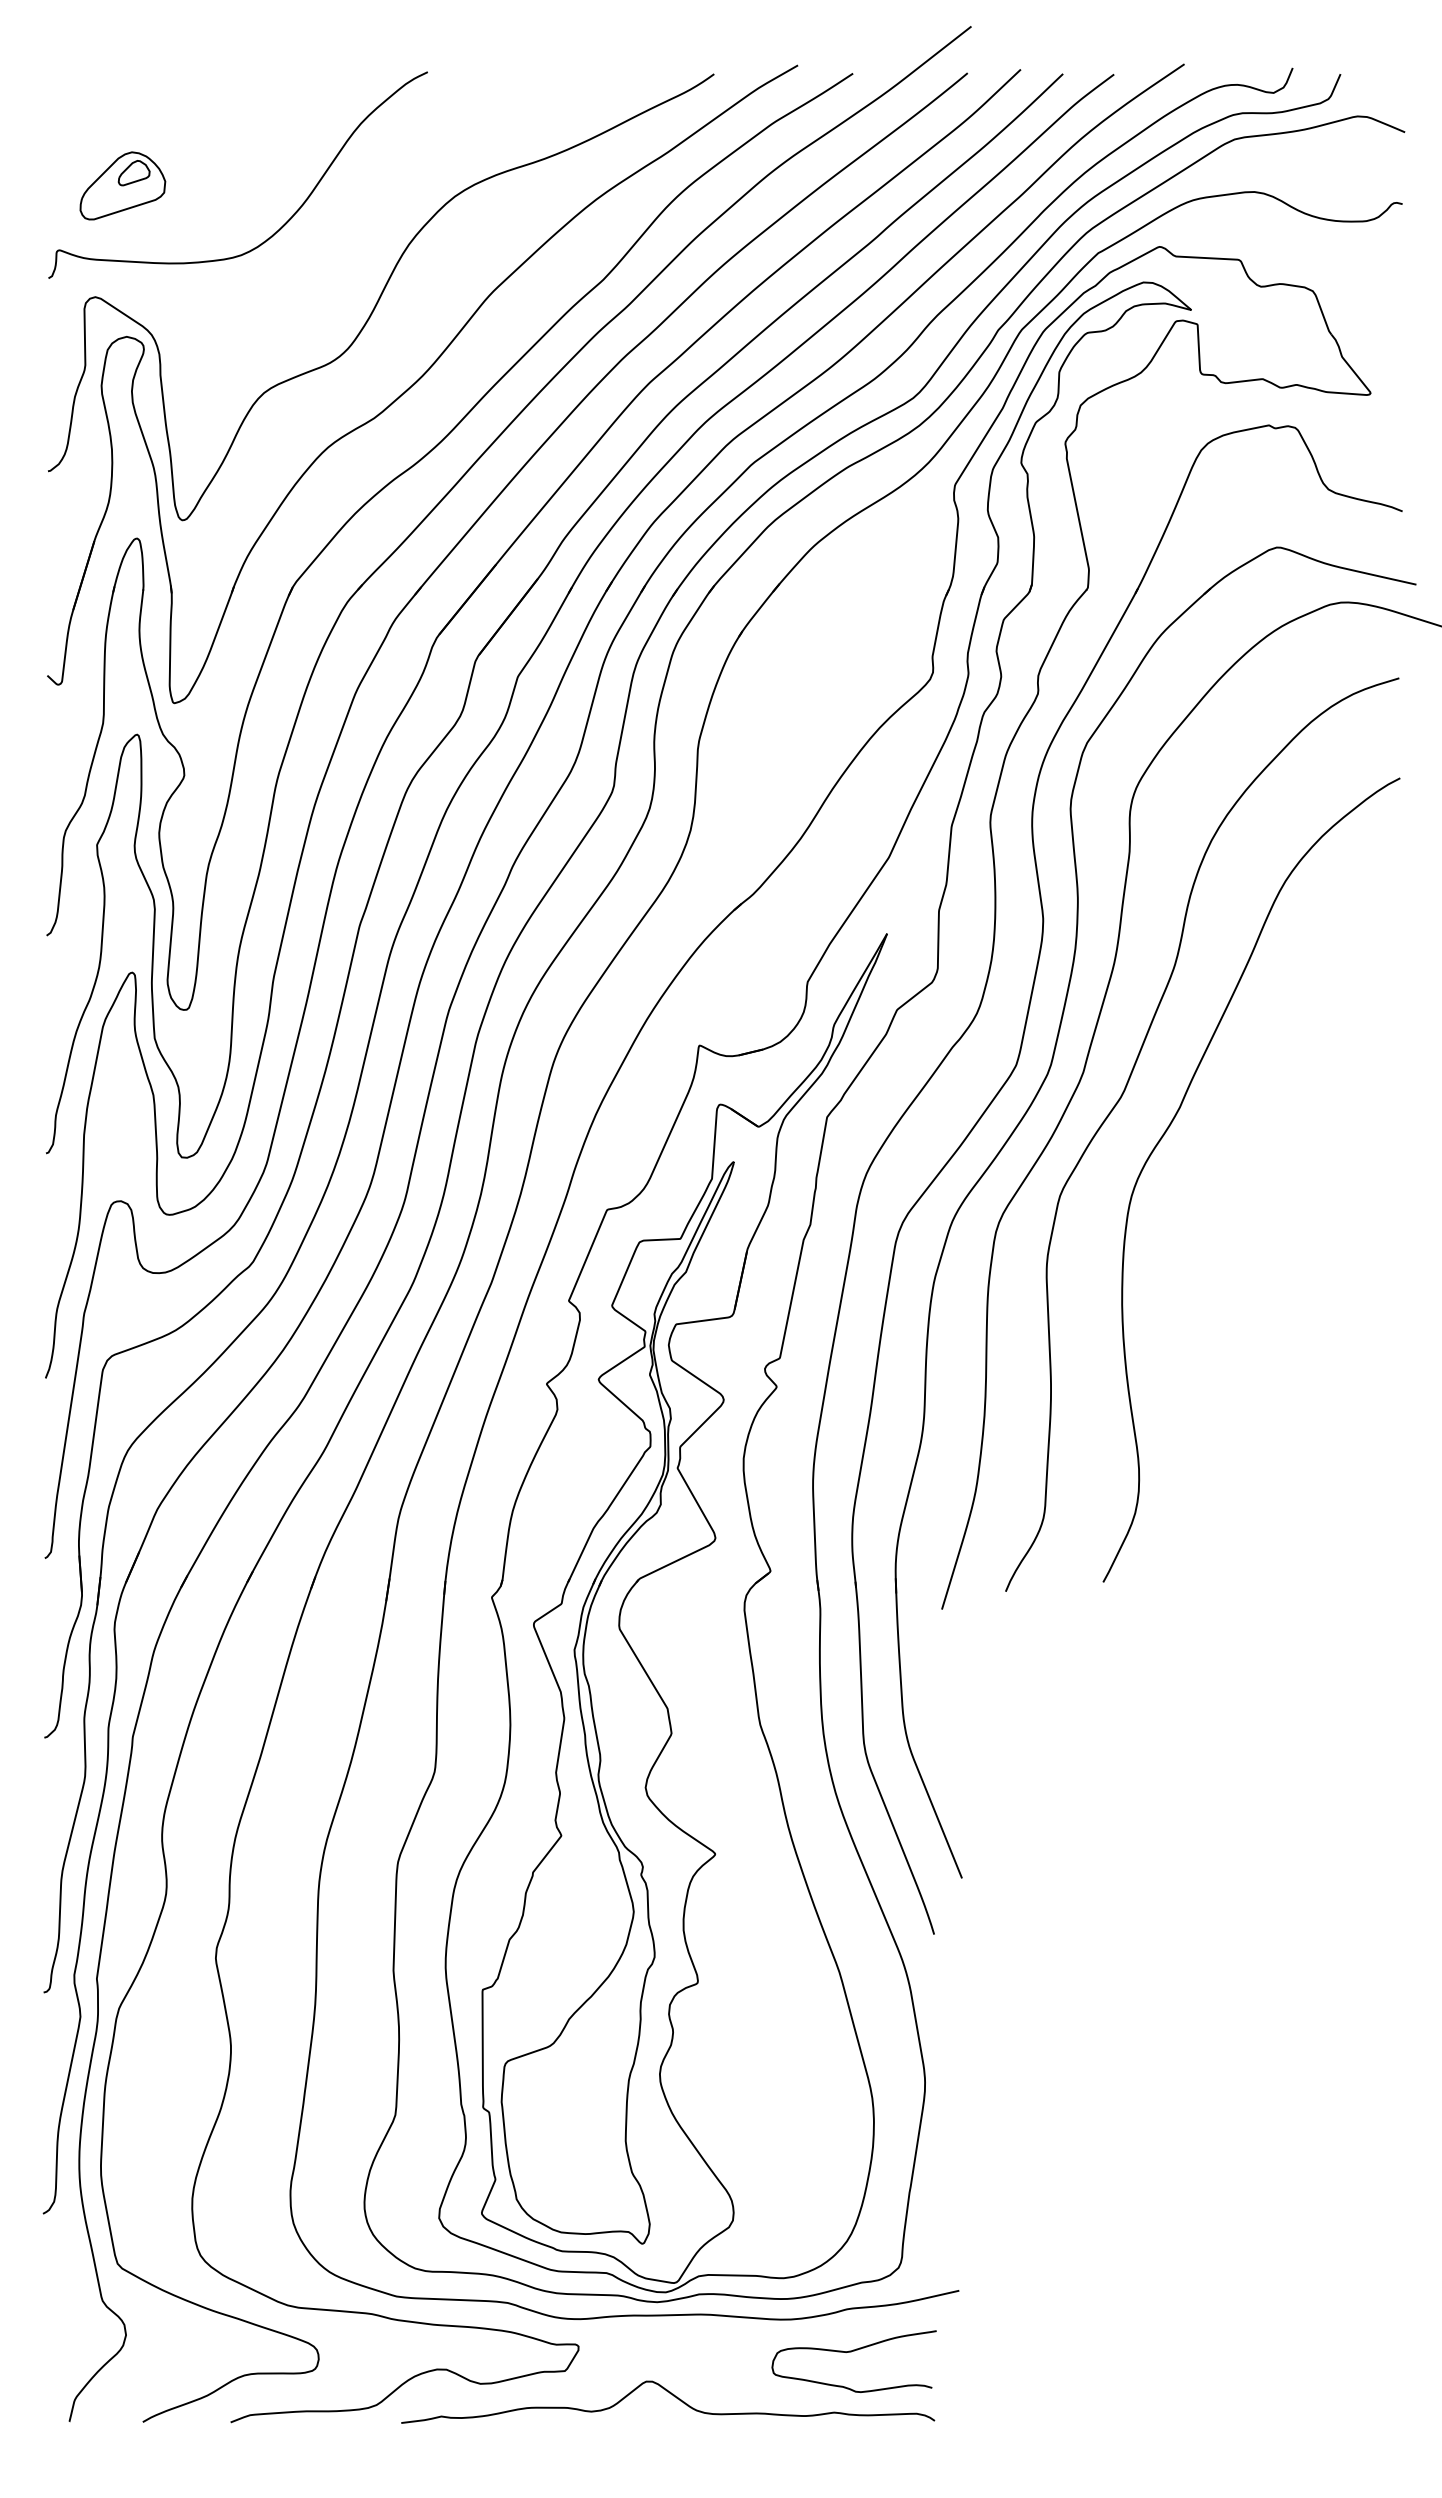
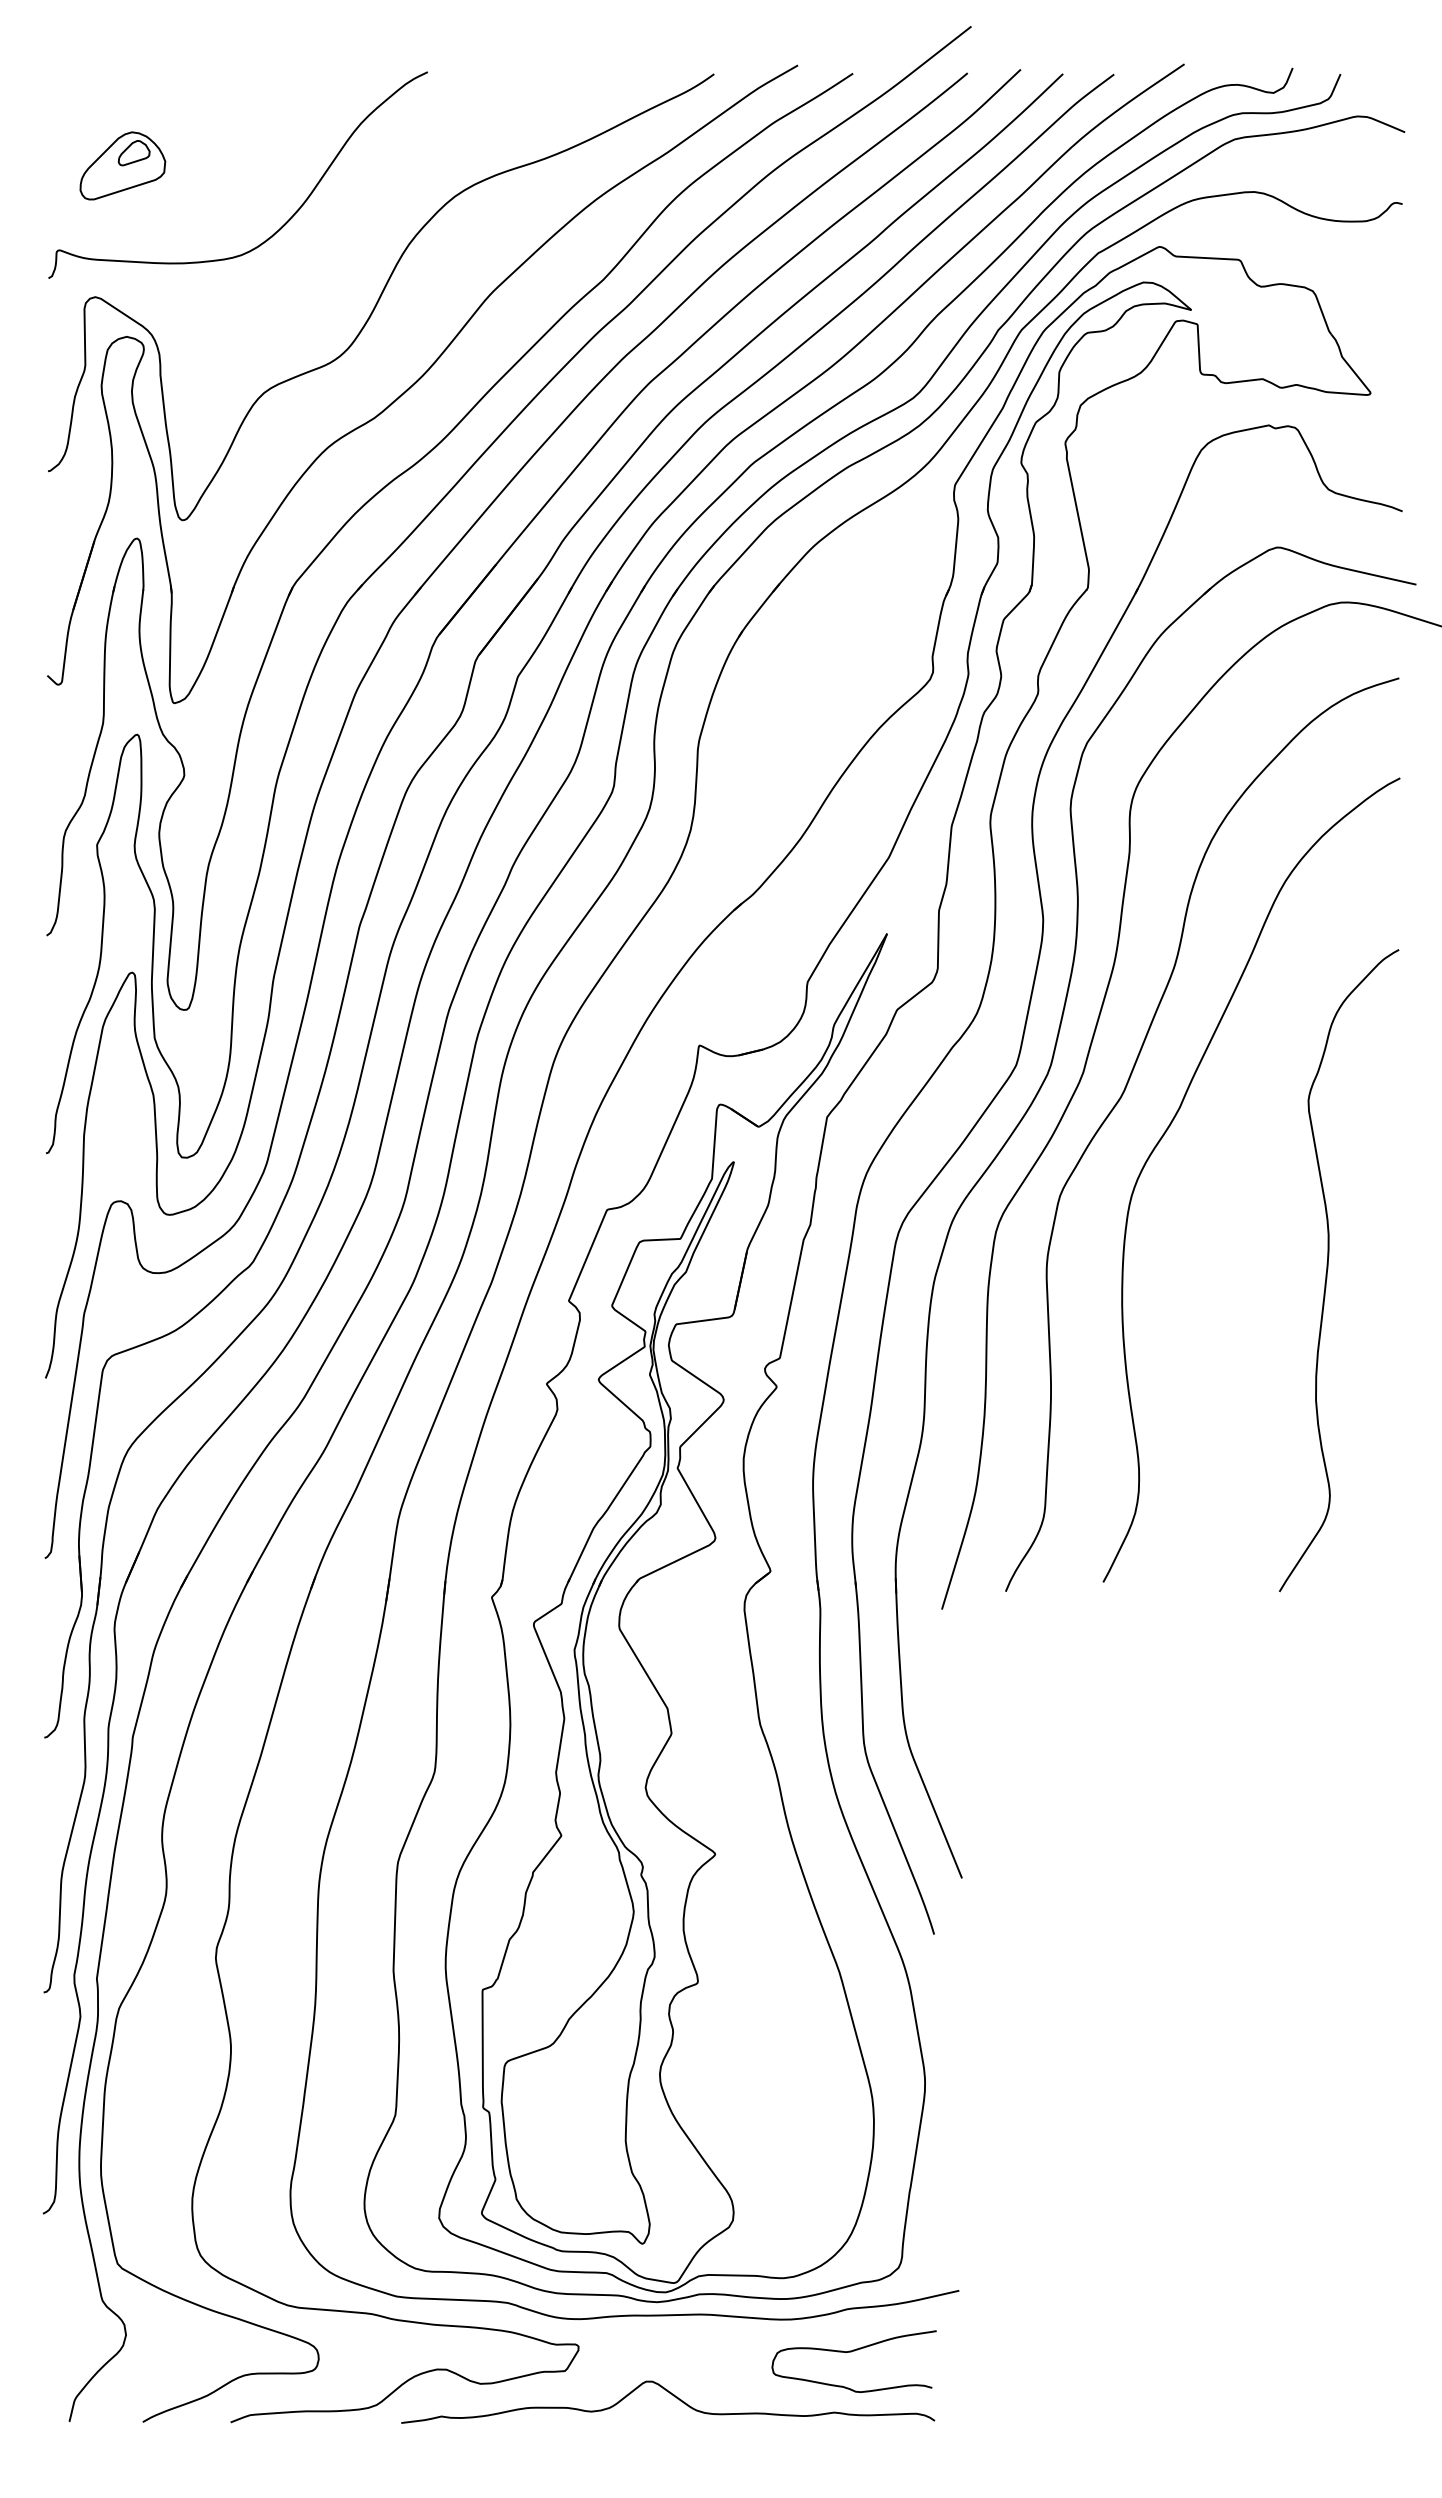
part position: (122, 185) -> (122, 165) (122, 165)
curve: none -> present (1328, 1269)
